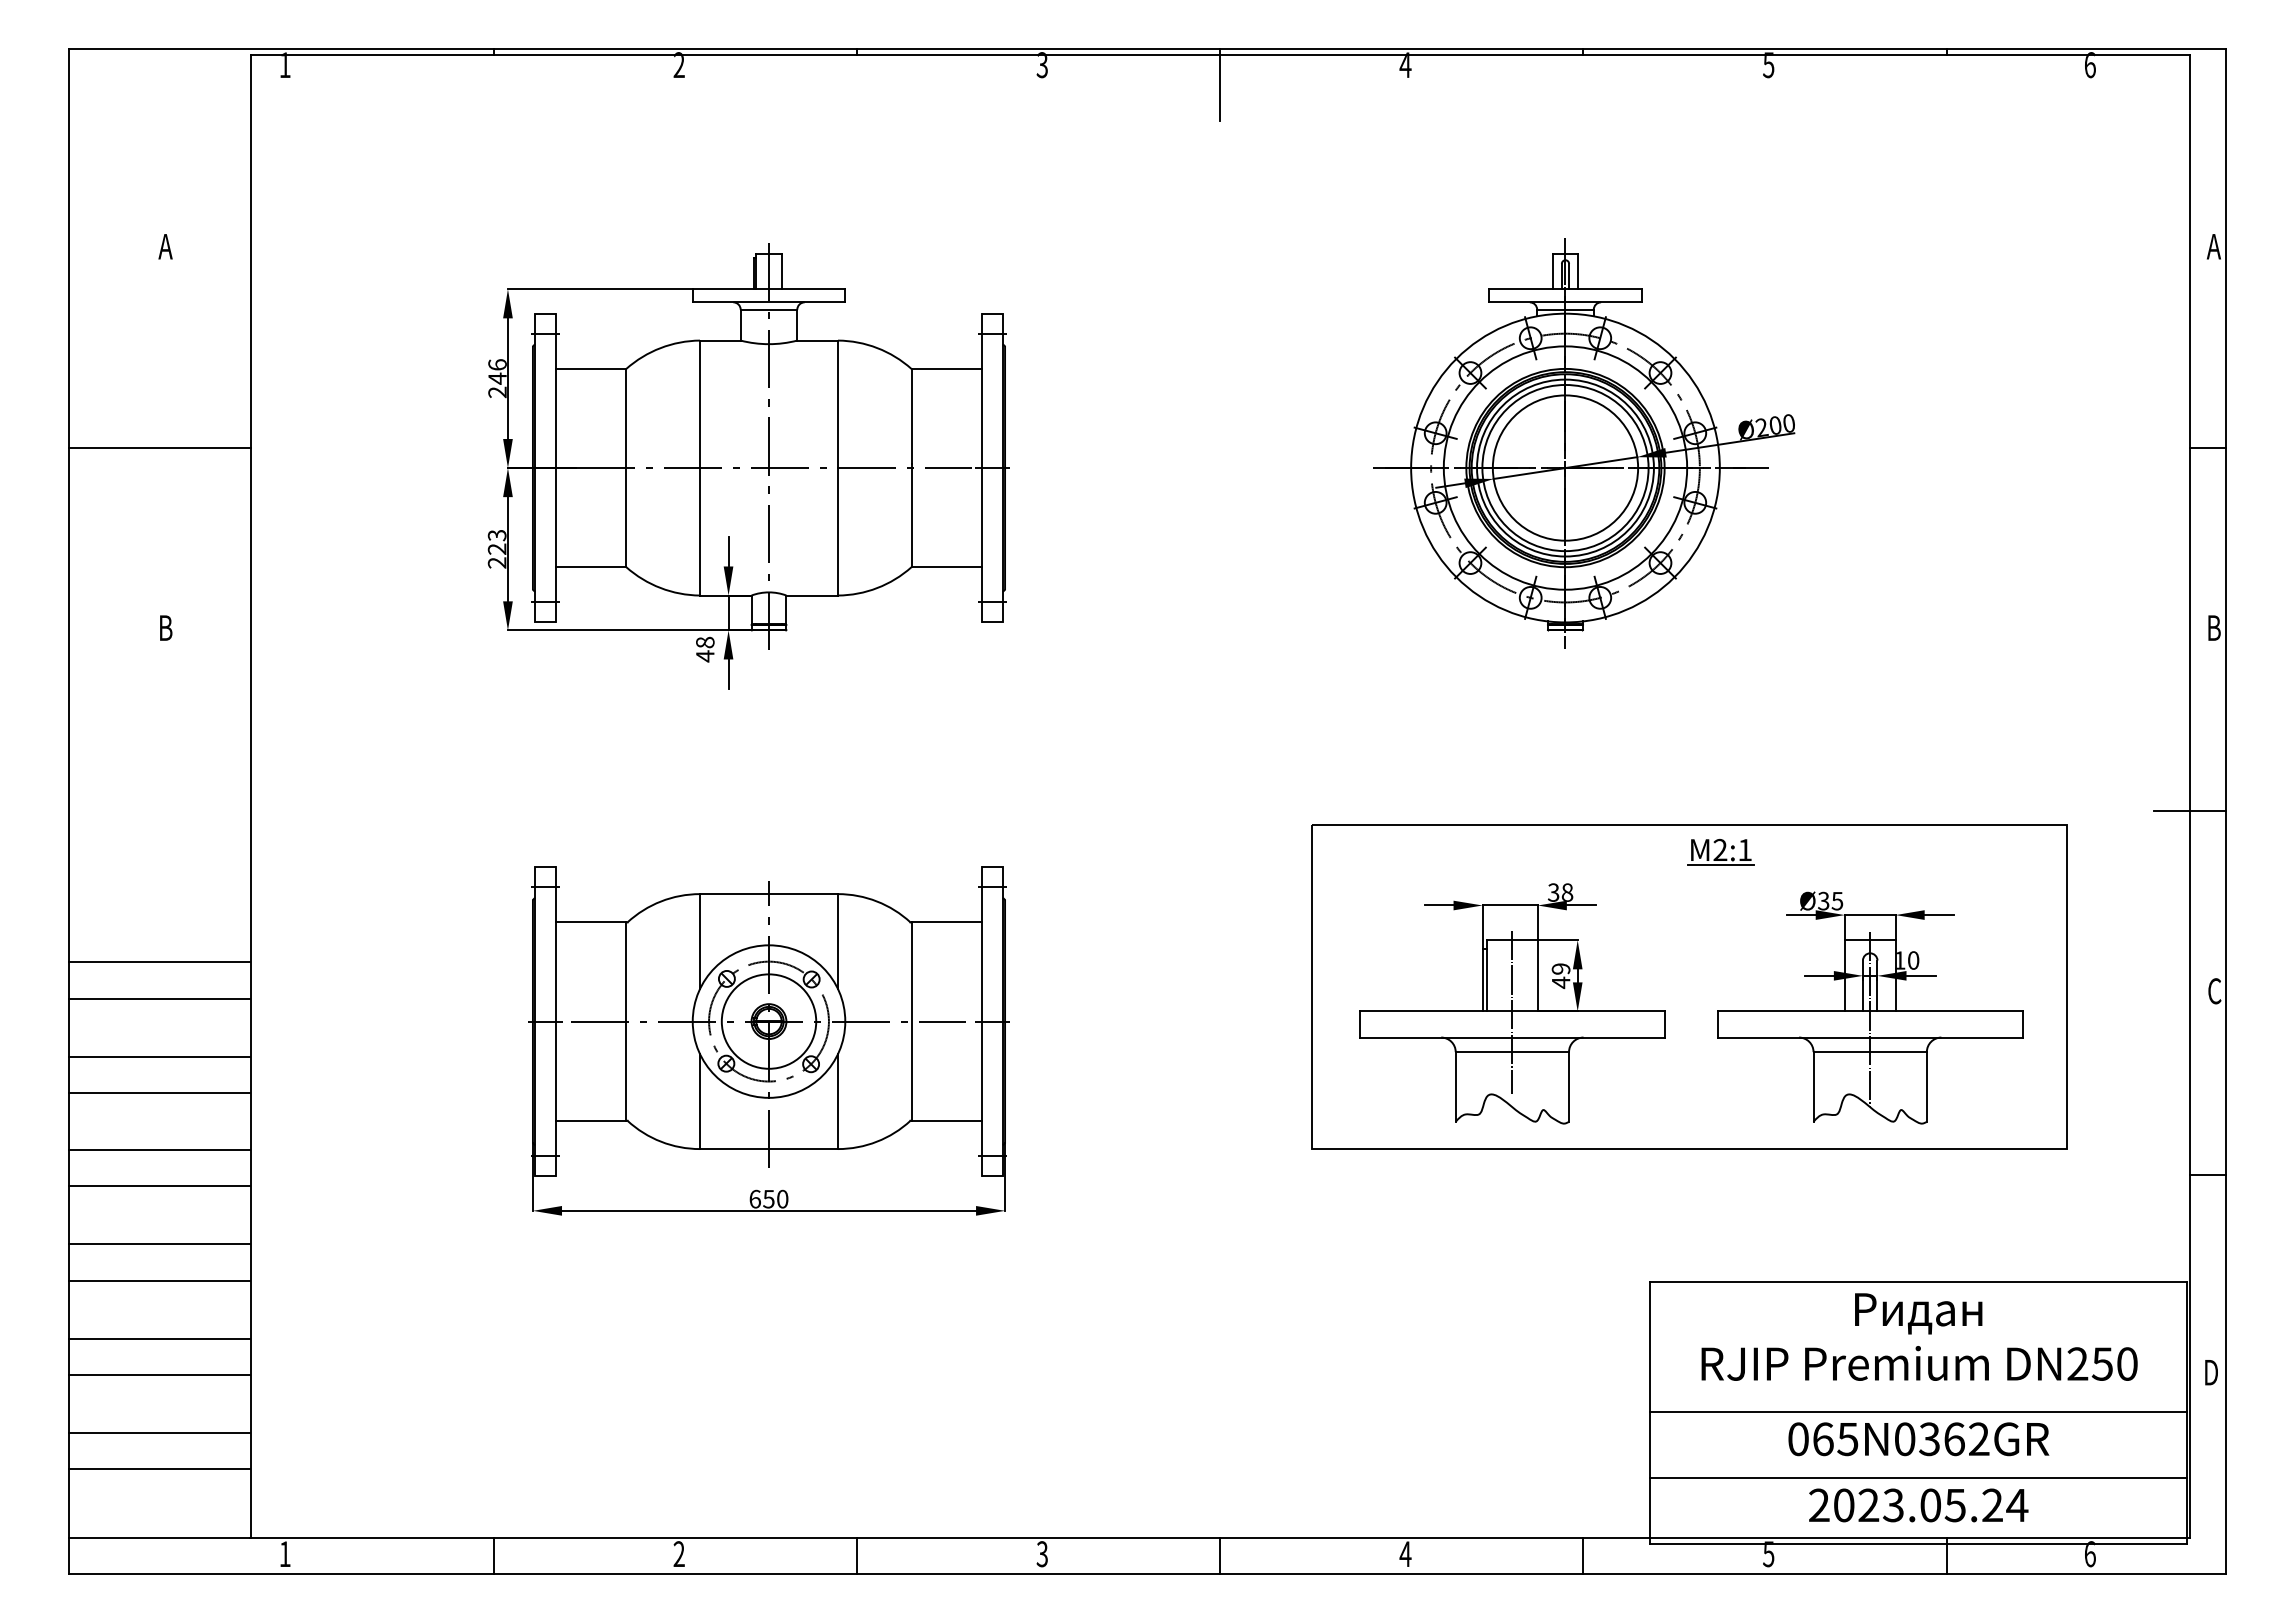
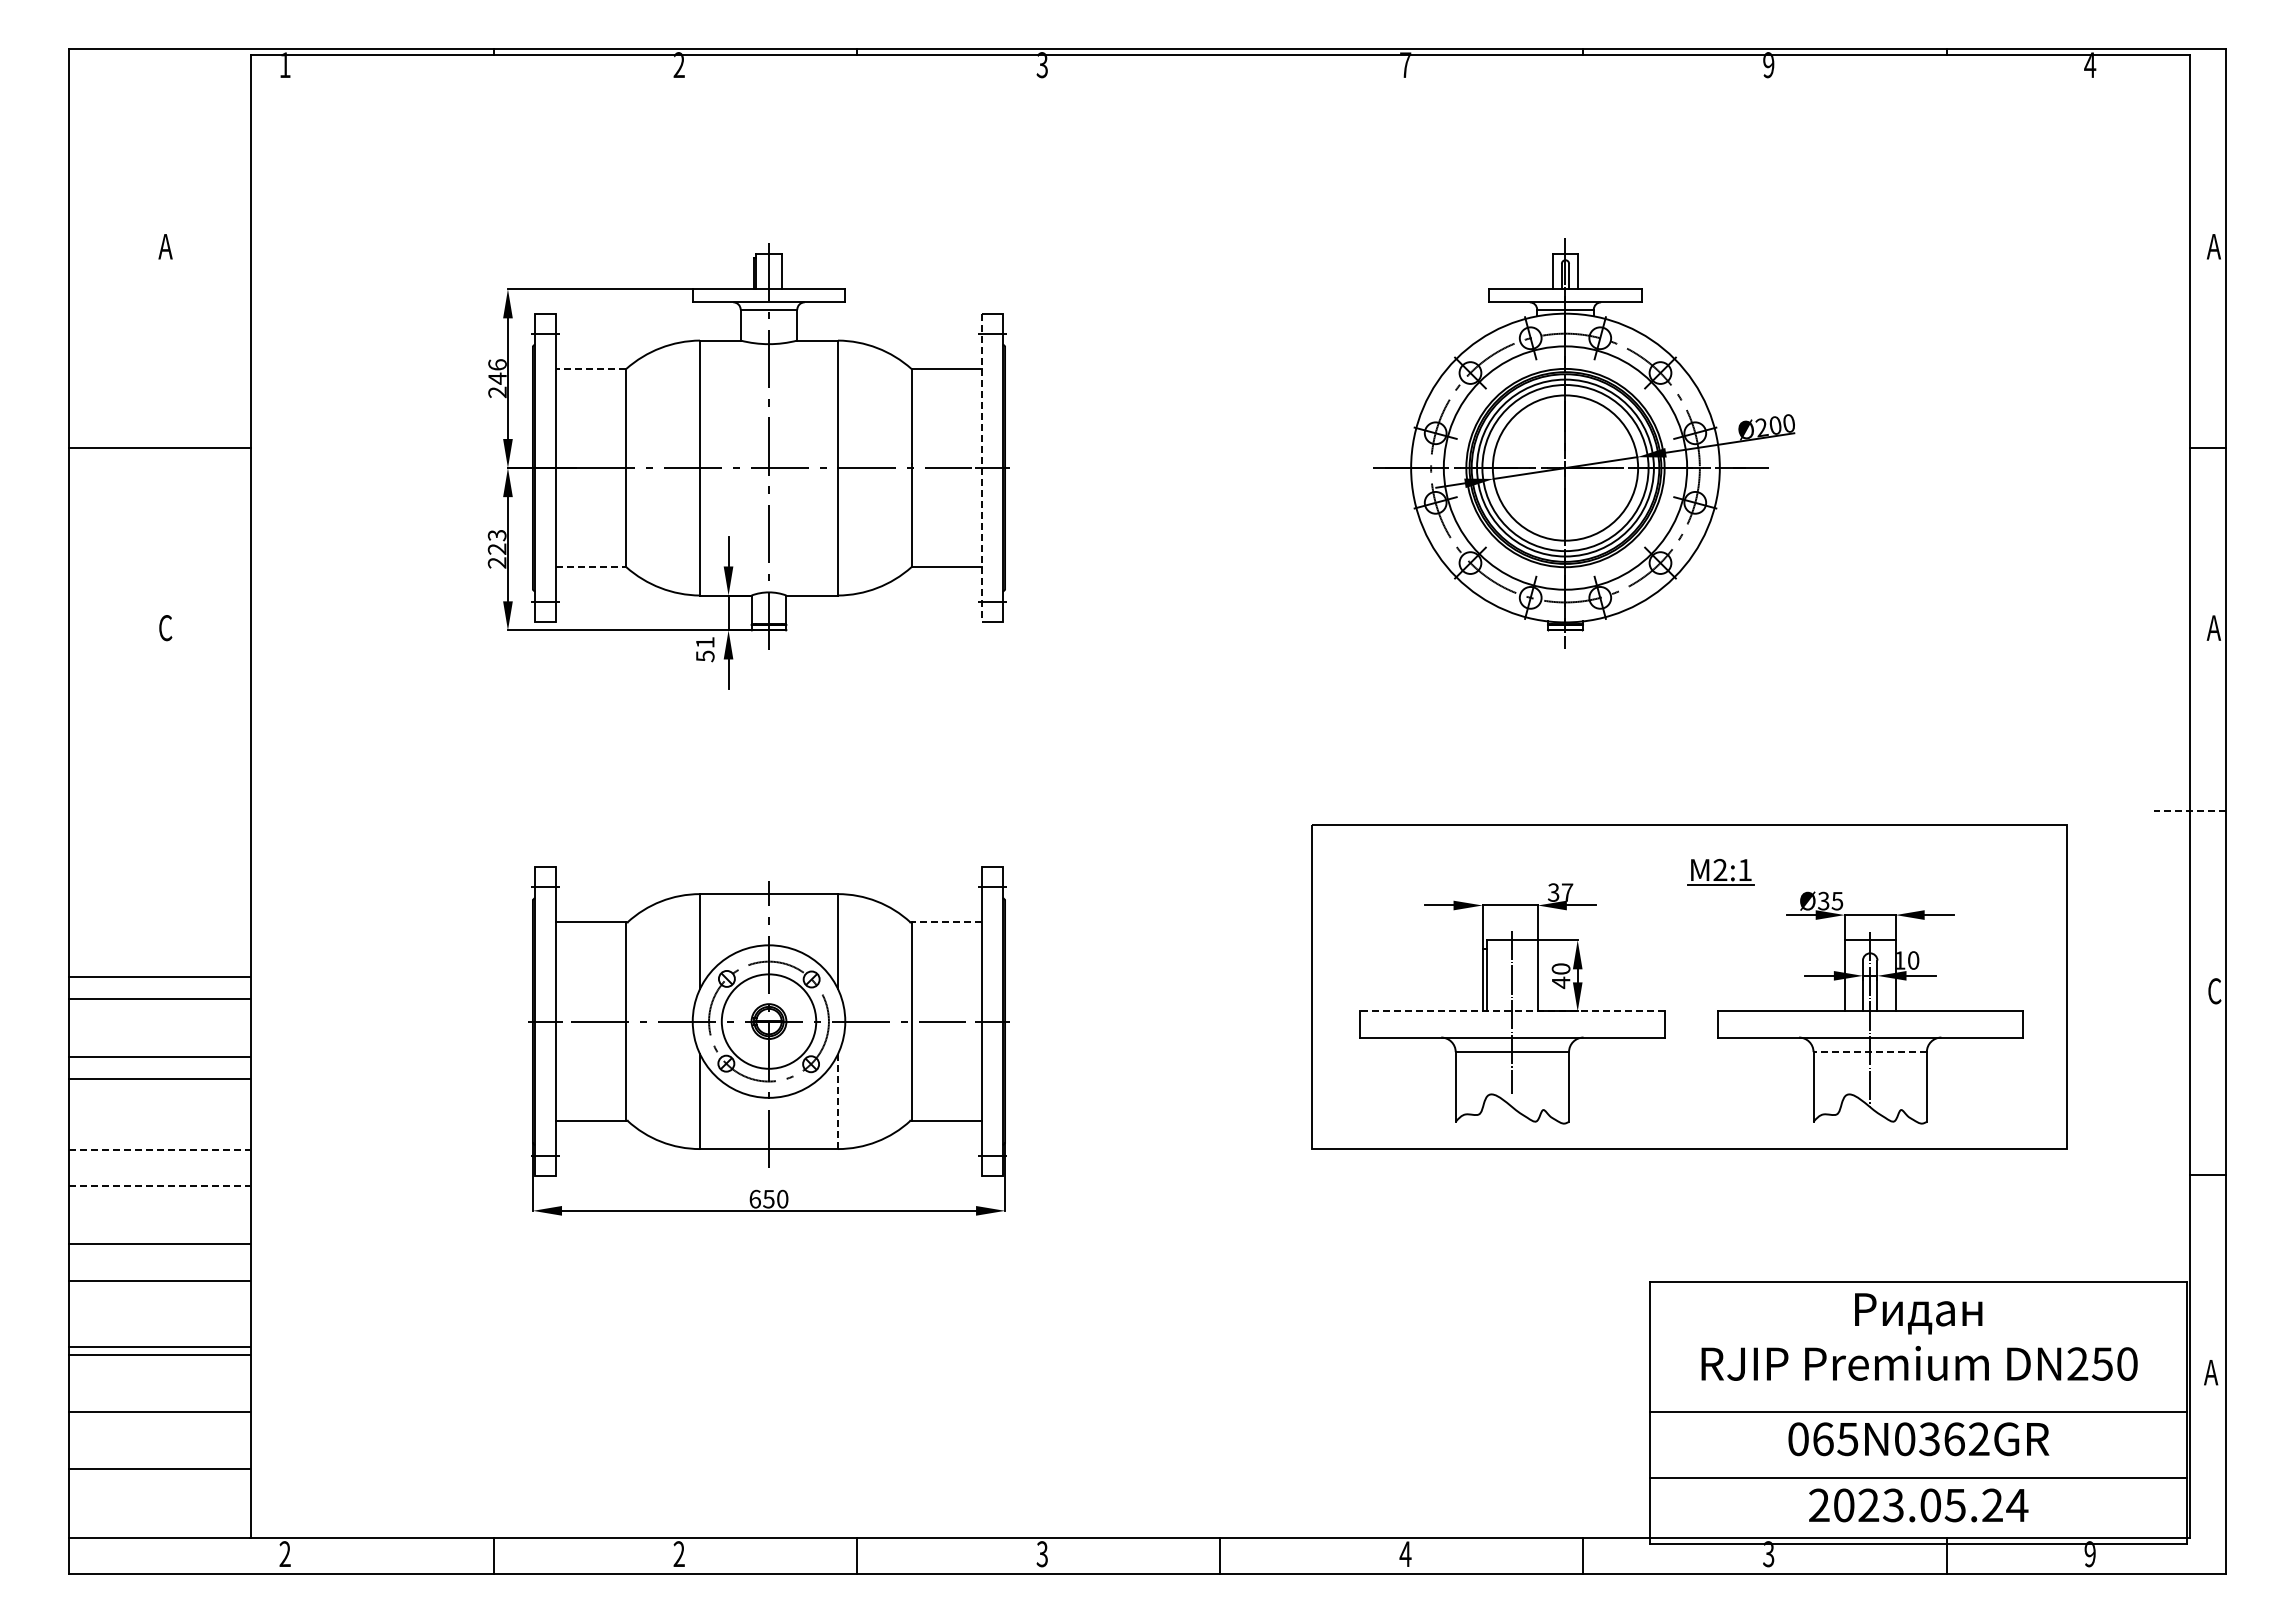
text: 4 -> 7 (1405, 64)
text: 5 -> 9 (1768, 65)
text: 6 -> 4 (2090, 65)
line: present -> none (1220, 84)
line: solid -> dashed (590, 368)
line: solid -> dashed (981, 468)
line: solid -> dashed (591, 567)
text: B -> A (2213, 627)
text: B -> C (165, 628)
text: 48 -> 51 (705, 649)
line: solid -> dashed (2189, 811)
part position: (1720, 852) -> (1720, 872) (1720, 872)
text: 38 -> 37 (1567, 892)
line: solid -> dashed (946, 922)
line position: (159, 962) -> (159, 977) (159, 977)
text: 49 -> 40 (1560, 968)
line: solid -> dashed (1512, 1011)
line: solid -> dashed (1870, 1052)
line position: (159, 1093) -> (159, 1079) (159, 1079)
line: solid -> dashed (838, 1101)
line: solid -> dashed (159, 1149)
line: solid -> dashed (159, 1186)
line position: (159, 1338) -> (159, 1354) (159, 1354)
text: D -> A (2211, 1372)
line position: (159, 1374) -> (159, 1346) (159, 1346)
line position: (159, 1433) -> (159, 1412) (159, 1412)
text: 1 -> 2 (284, 1553)
text: 5 -> 3 (1769, 1553)
text: 6 -> 9 (2089, 1554)
